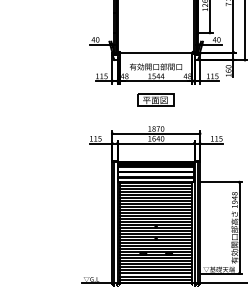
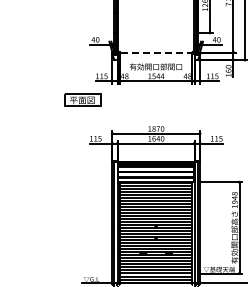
line: solid -> dashed (156, 52)
part position: (155, 99) -> (82, 99) (82, 99)
